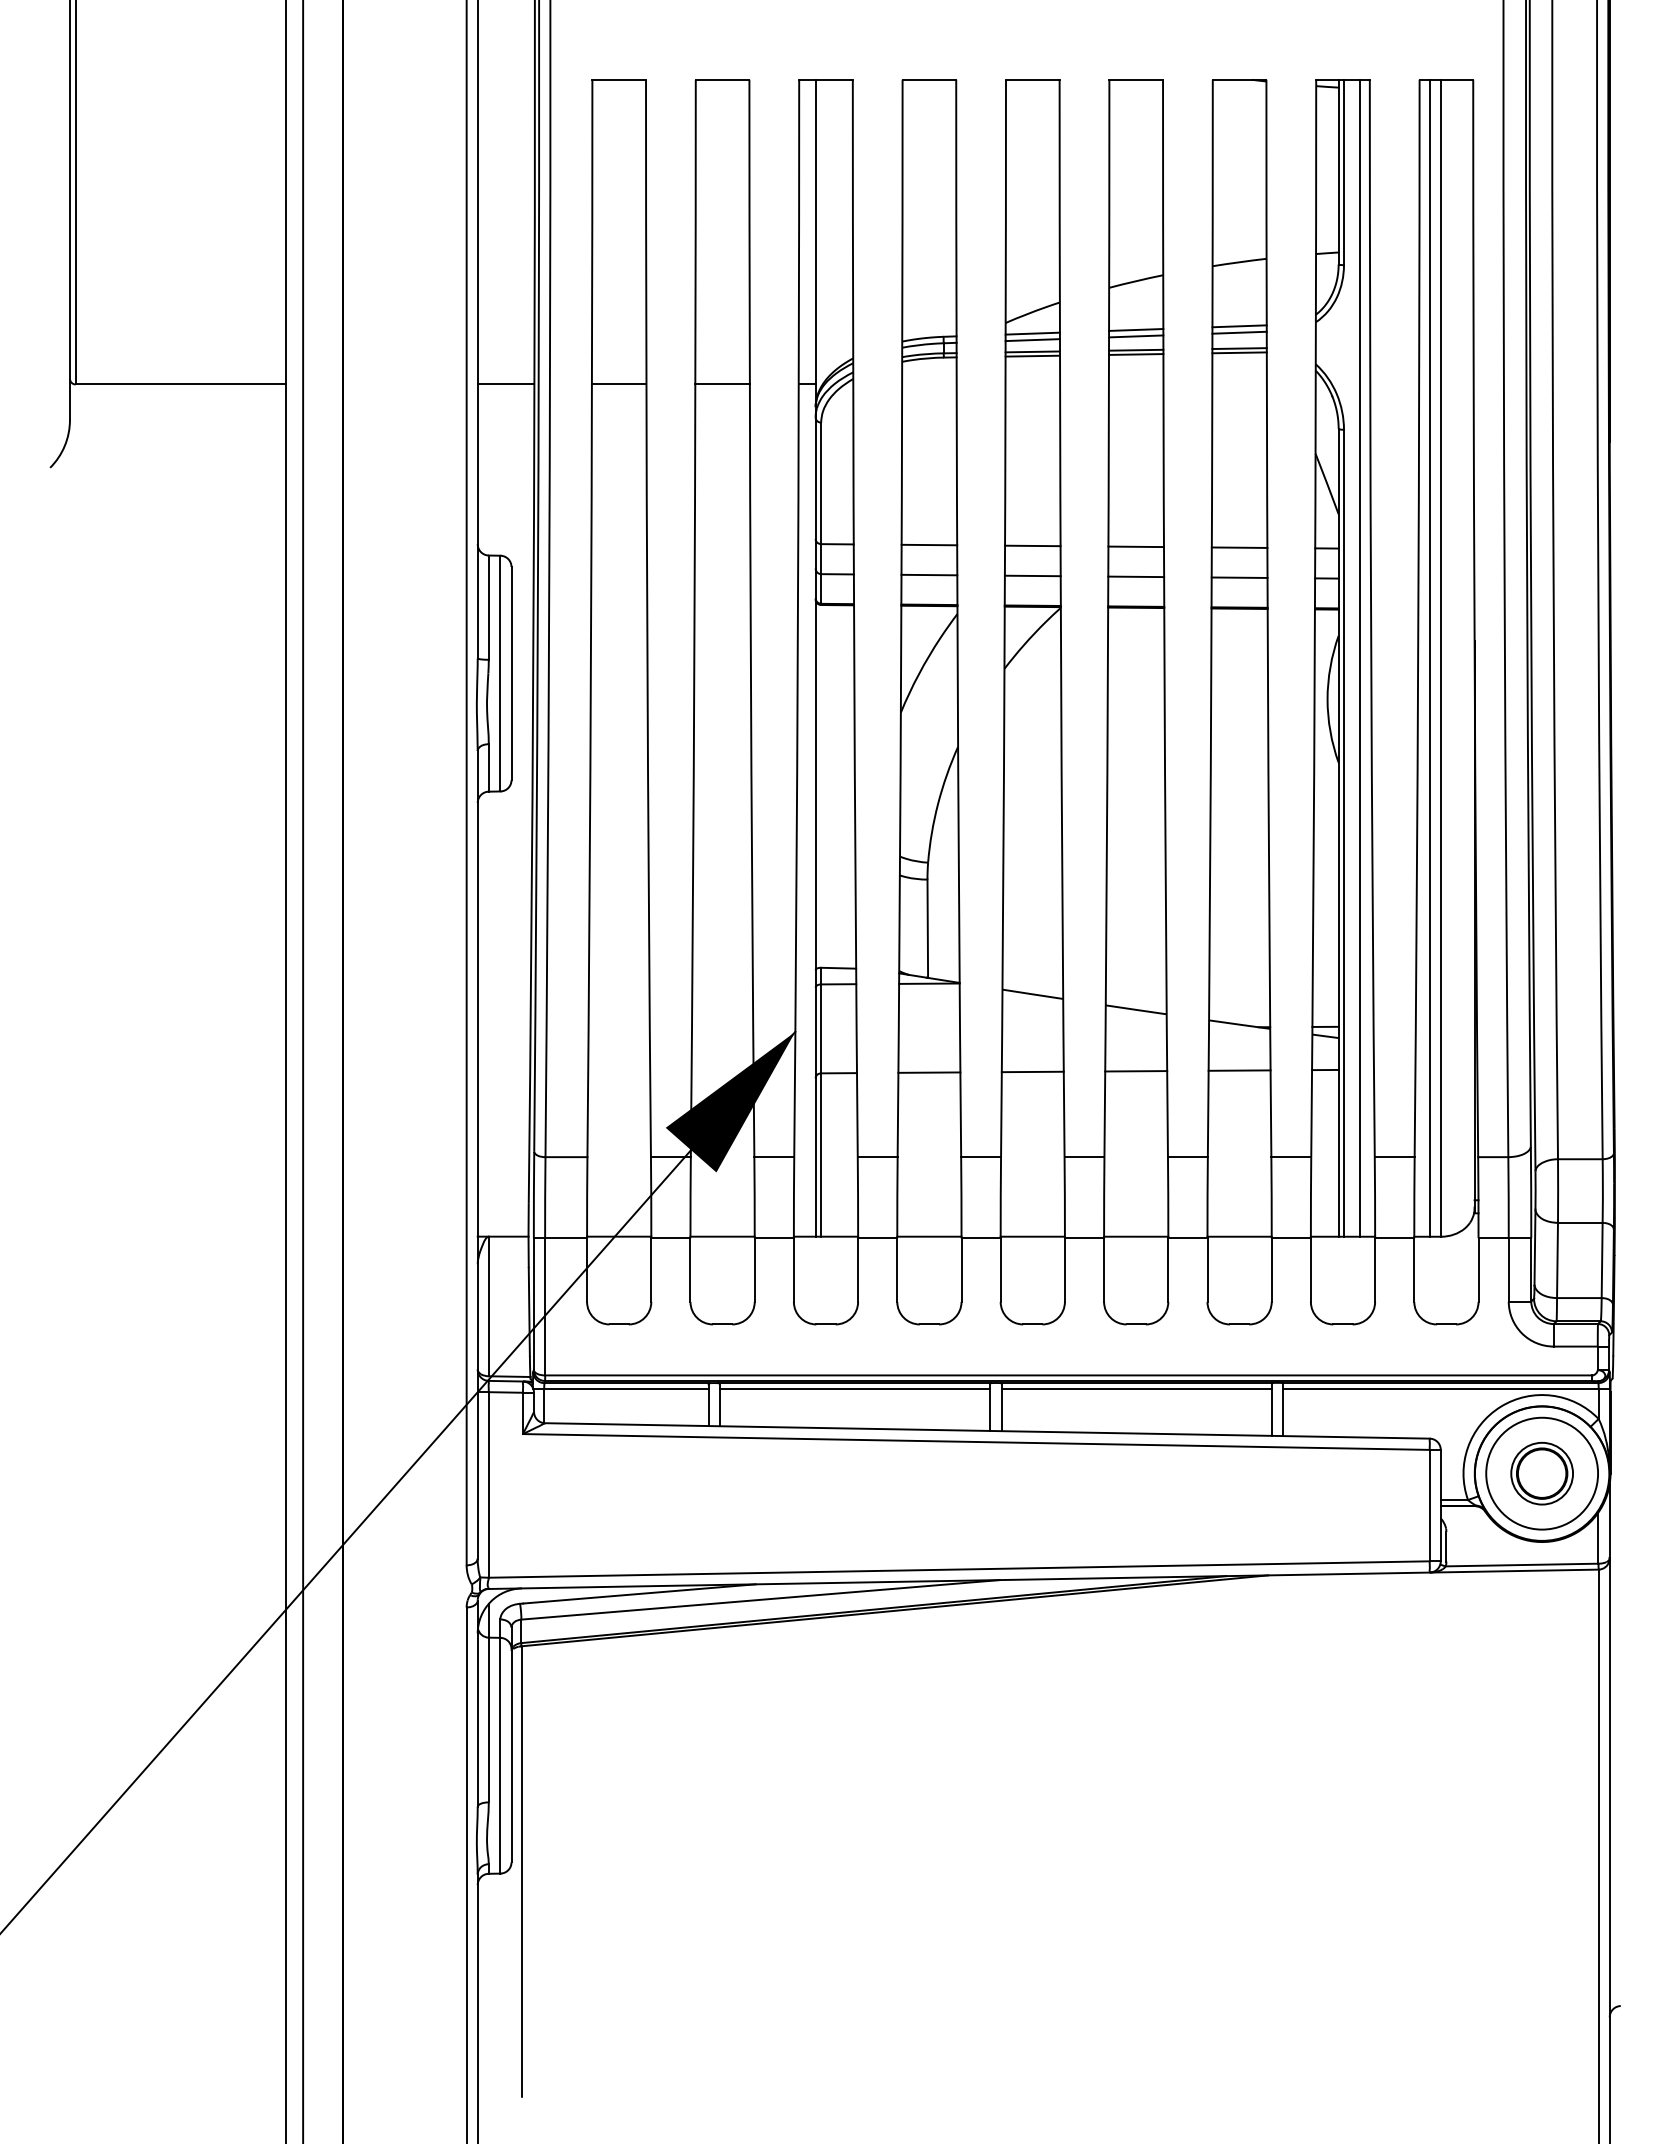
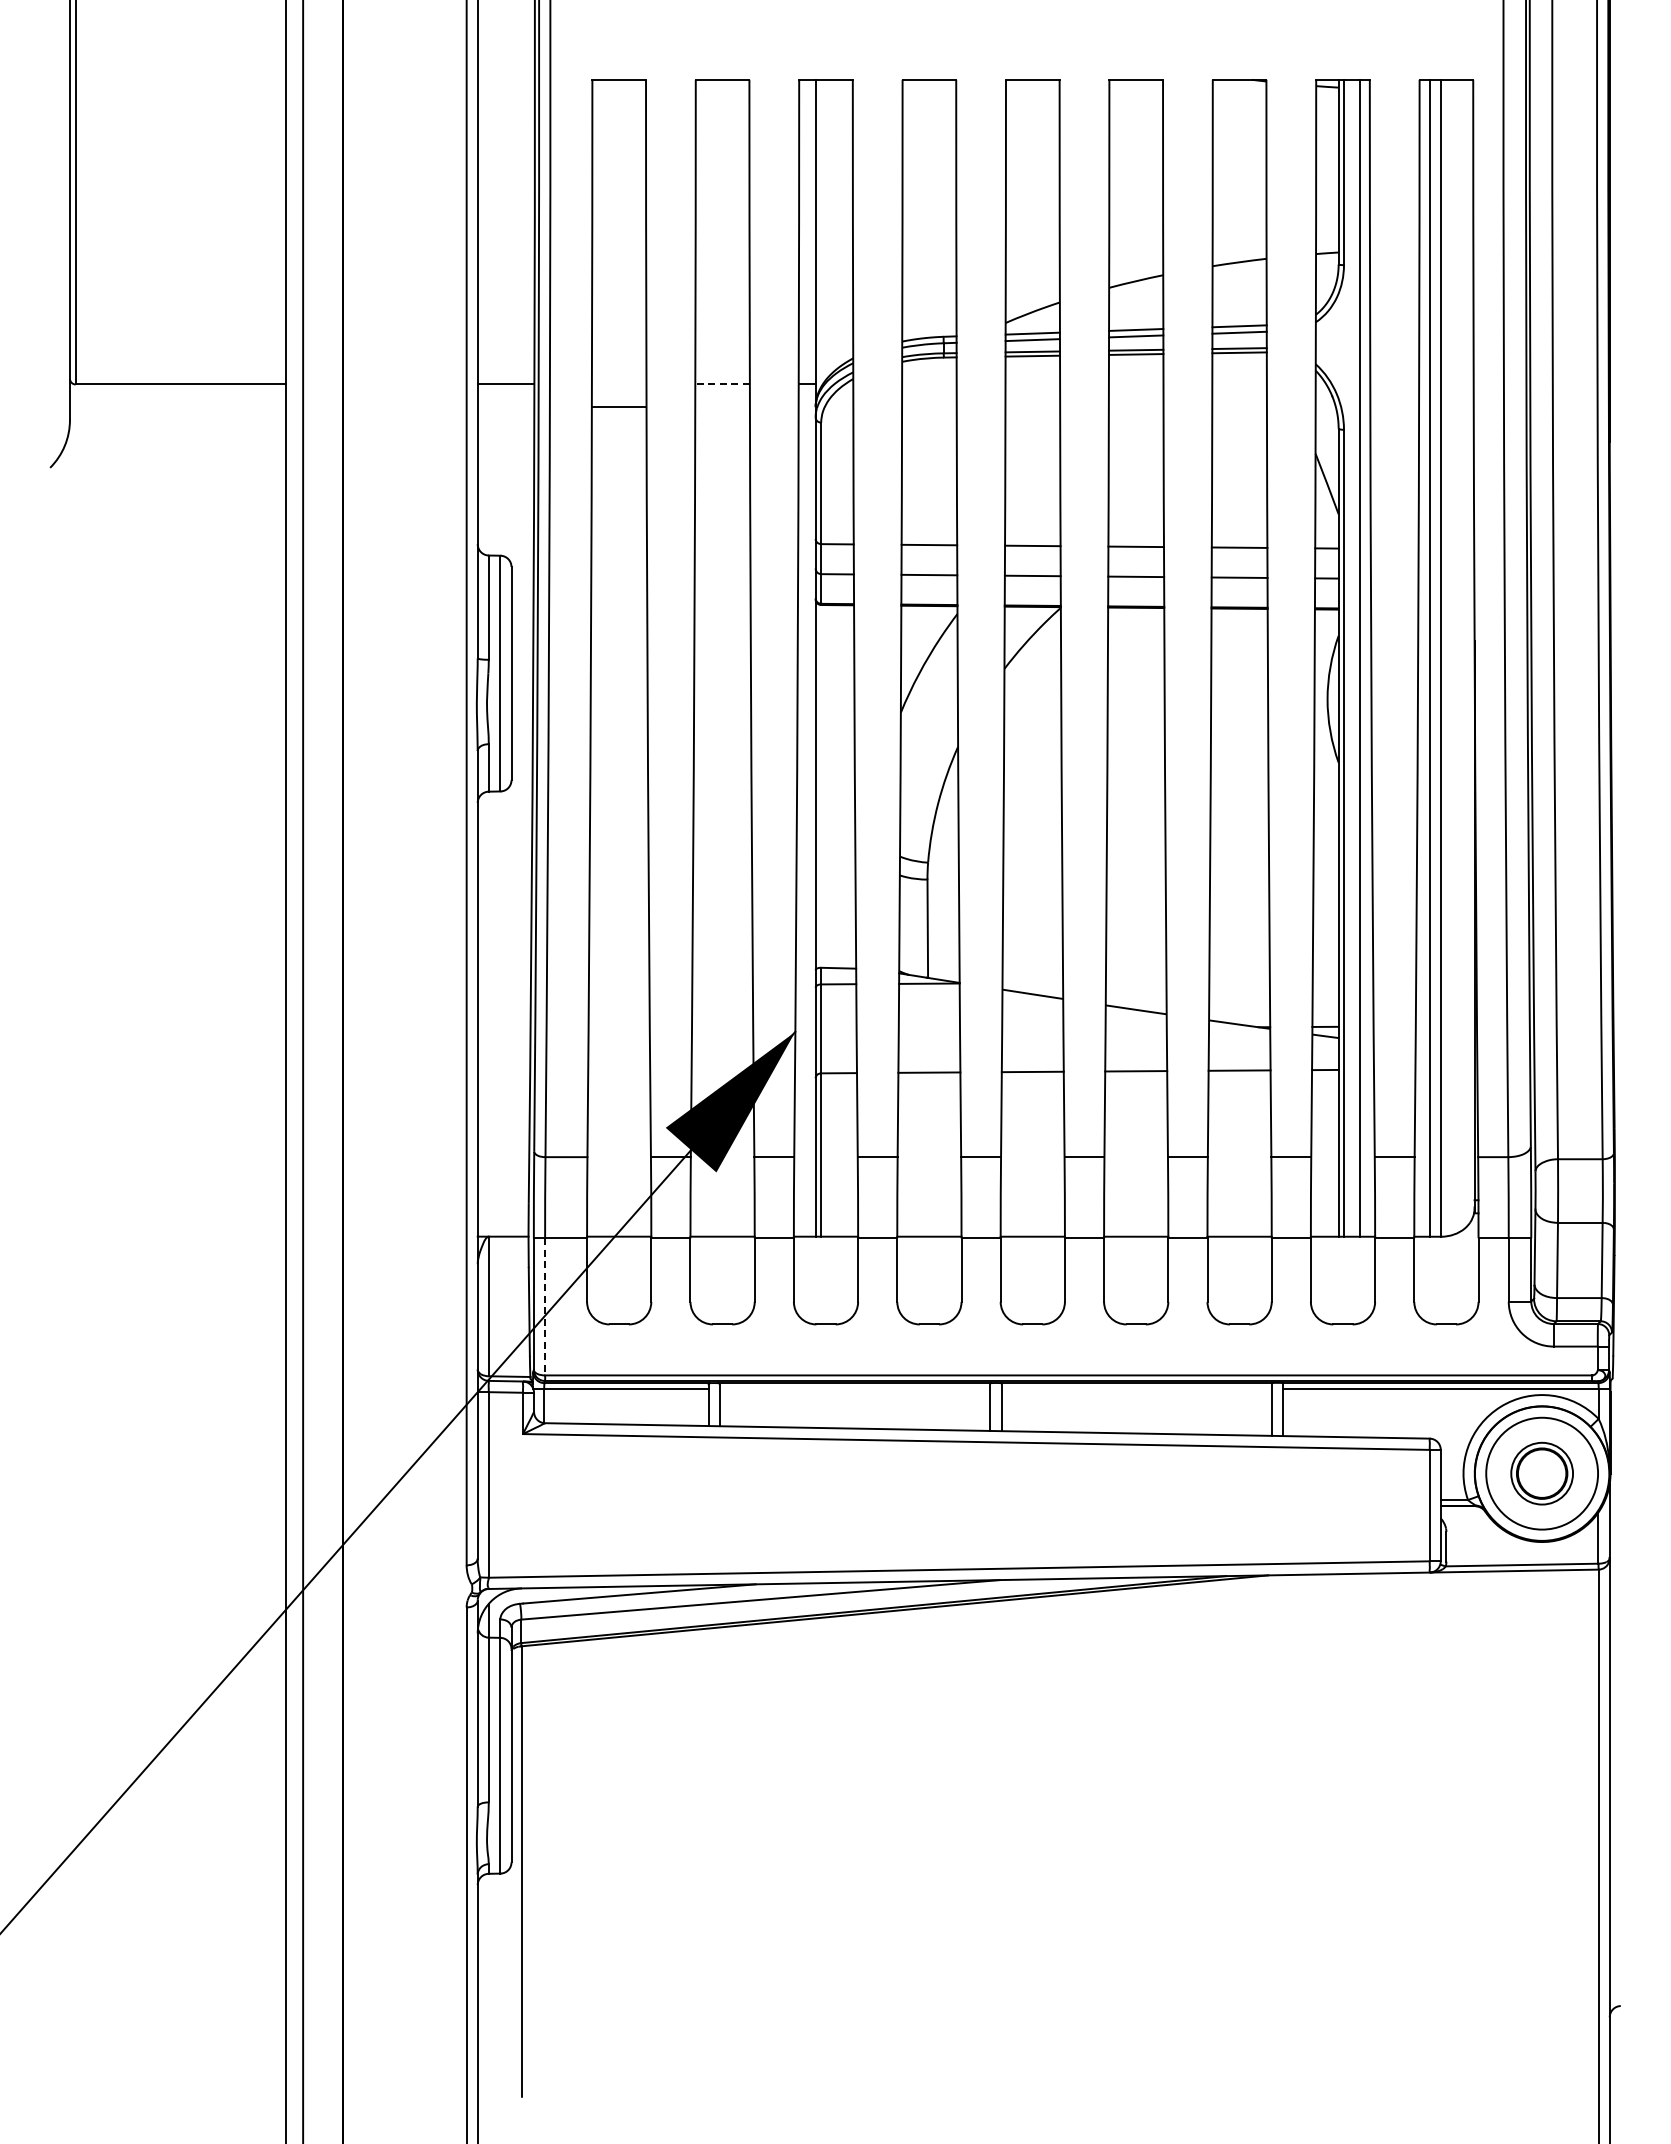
line position: (618, 384) -> (618, 407) (618, 407)
line: solid -> dashed (722, 384)
line: solid -> dashed (545, 1306)
line: present -> none (854, 1388)
line: present -> none (1136, 1388)
